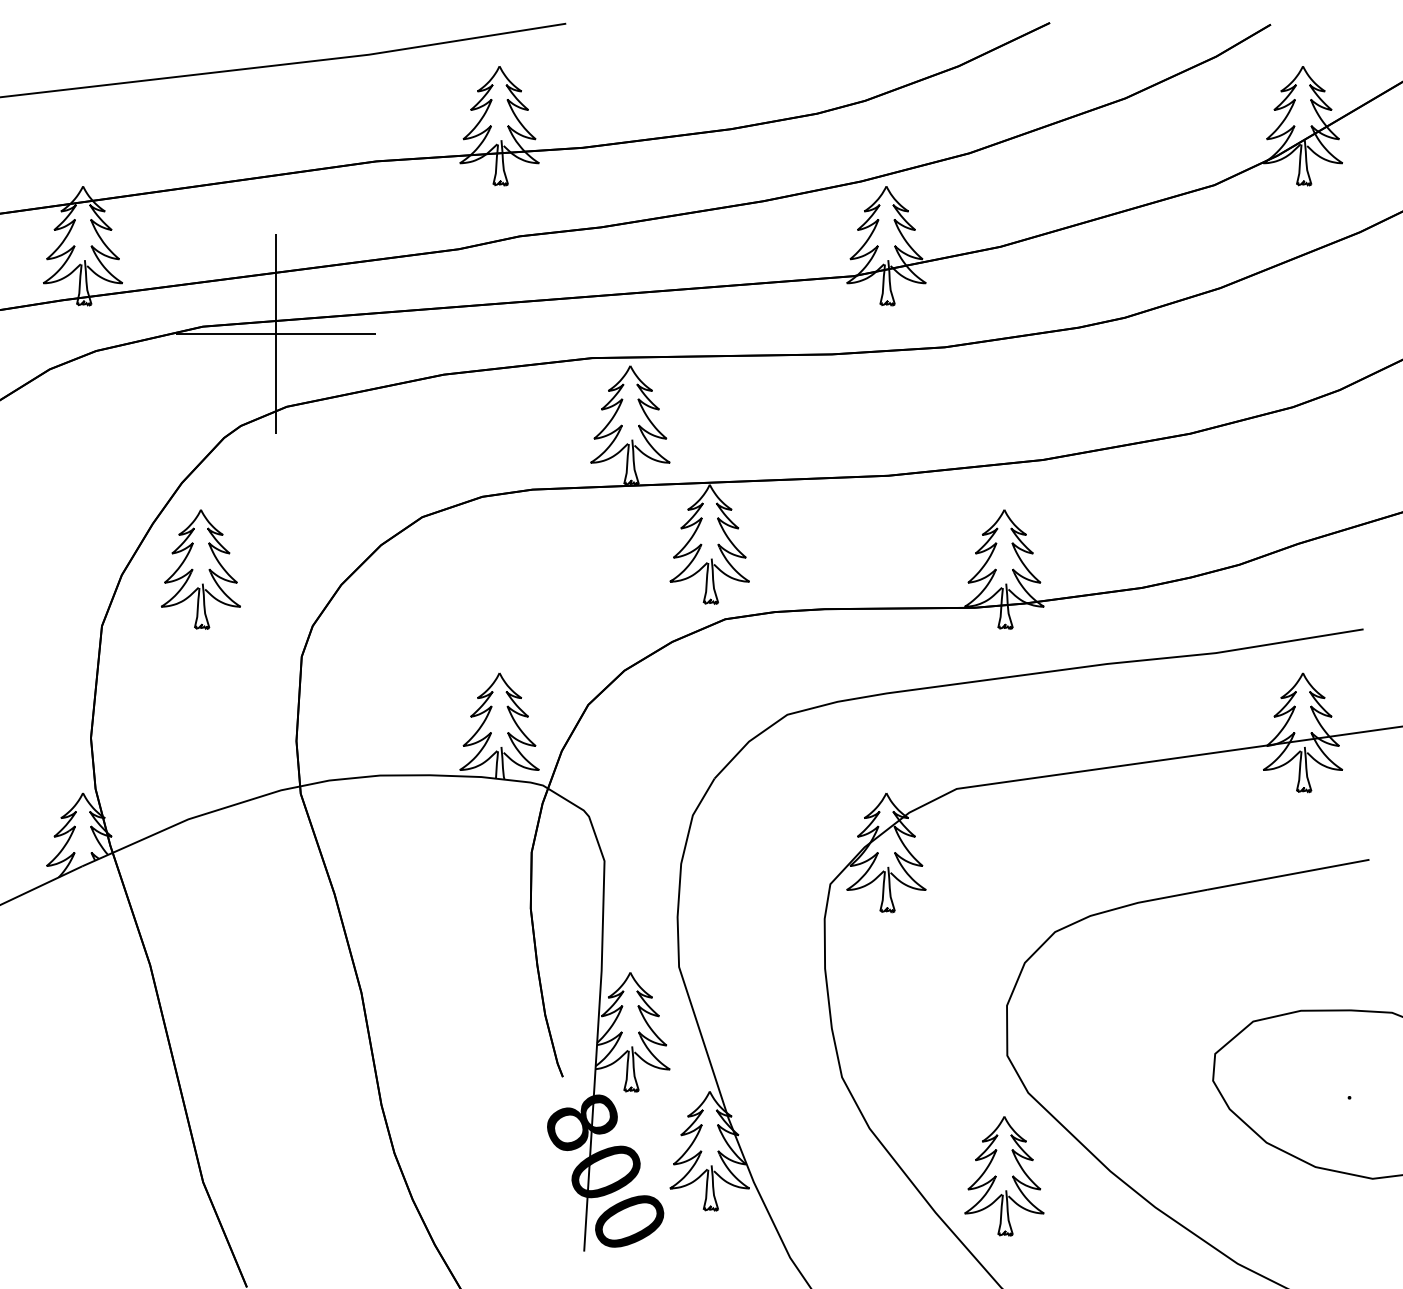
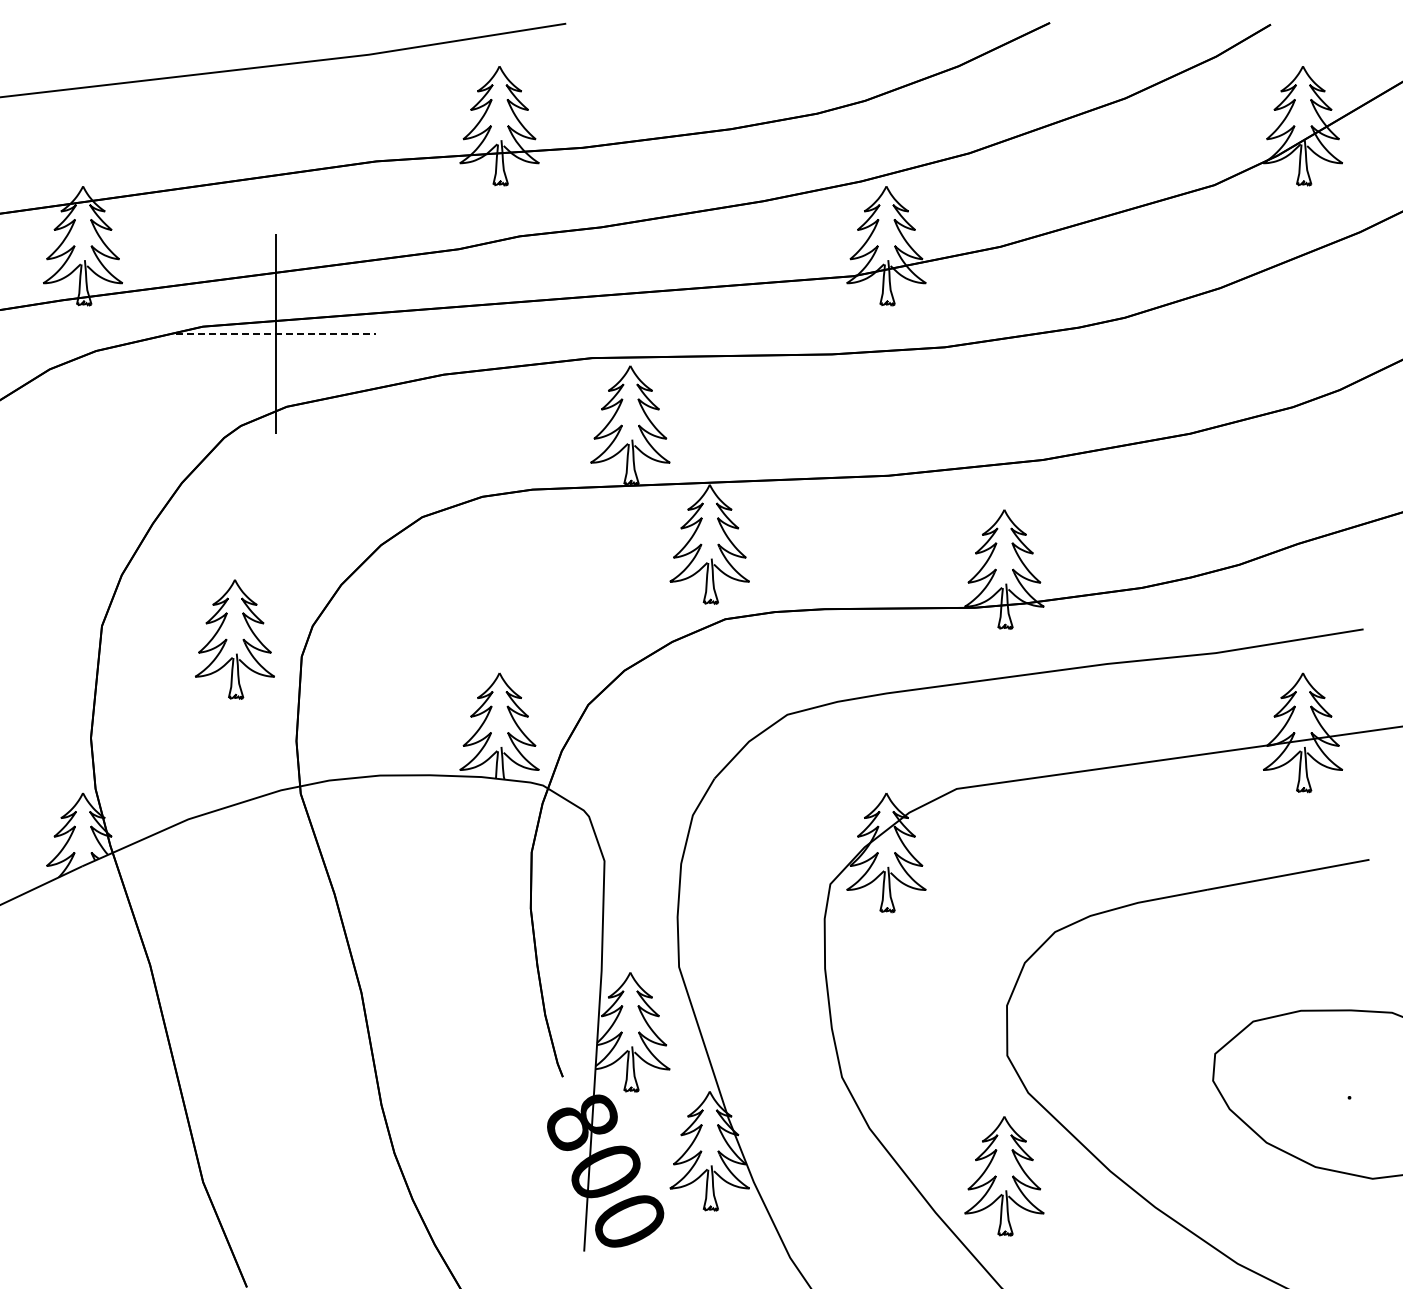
line: solid -> dashed (276, 333)
part position: (200, 569) -> (234, 639) (234, 639)
